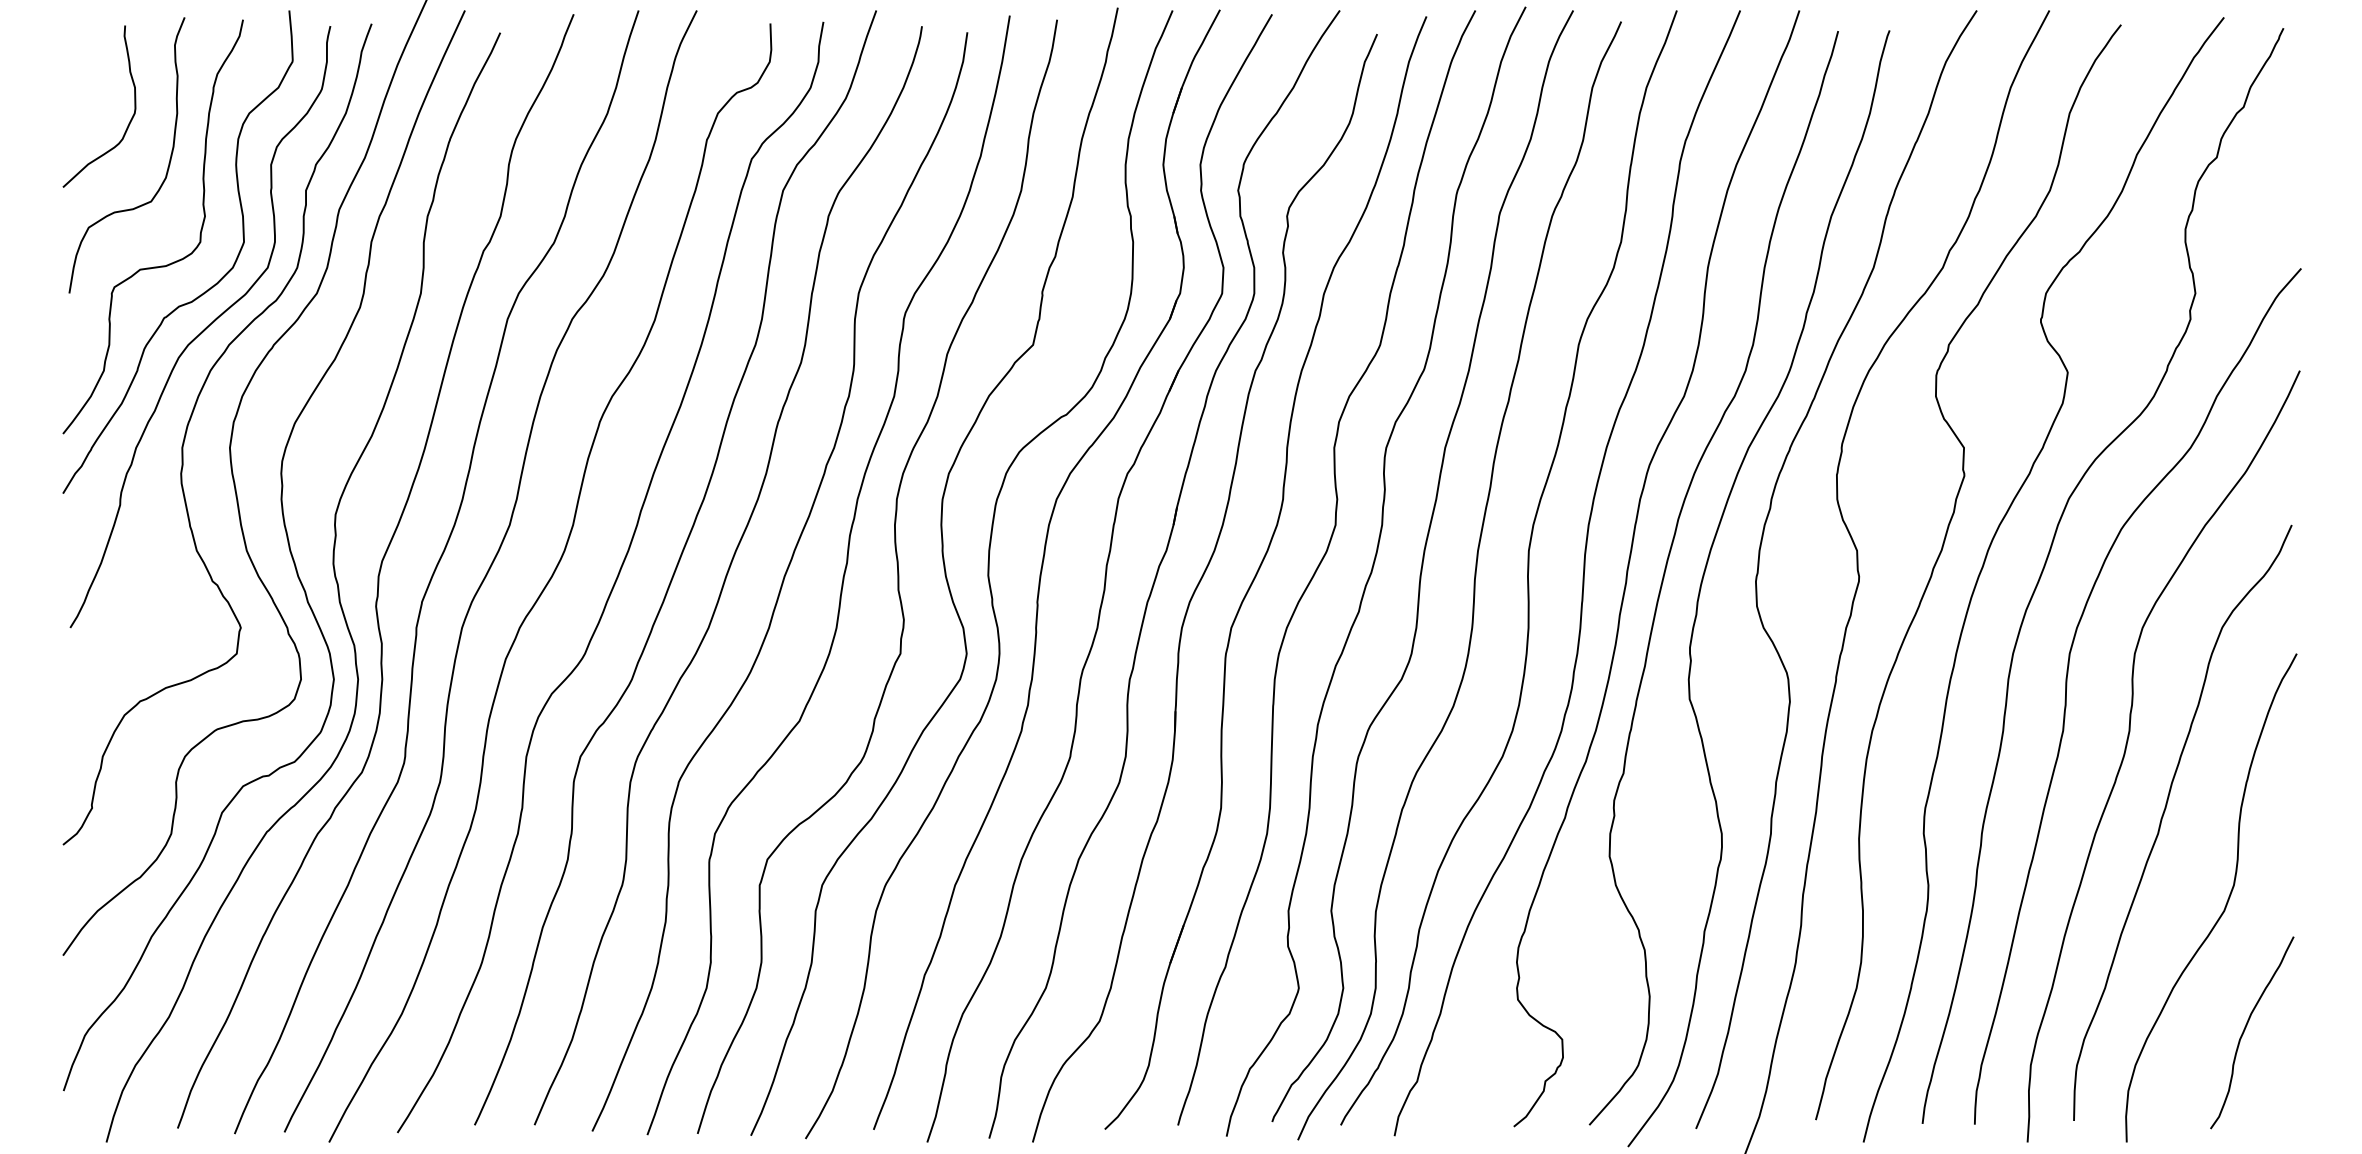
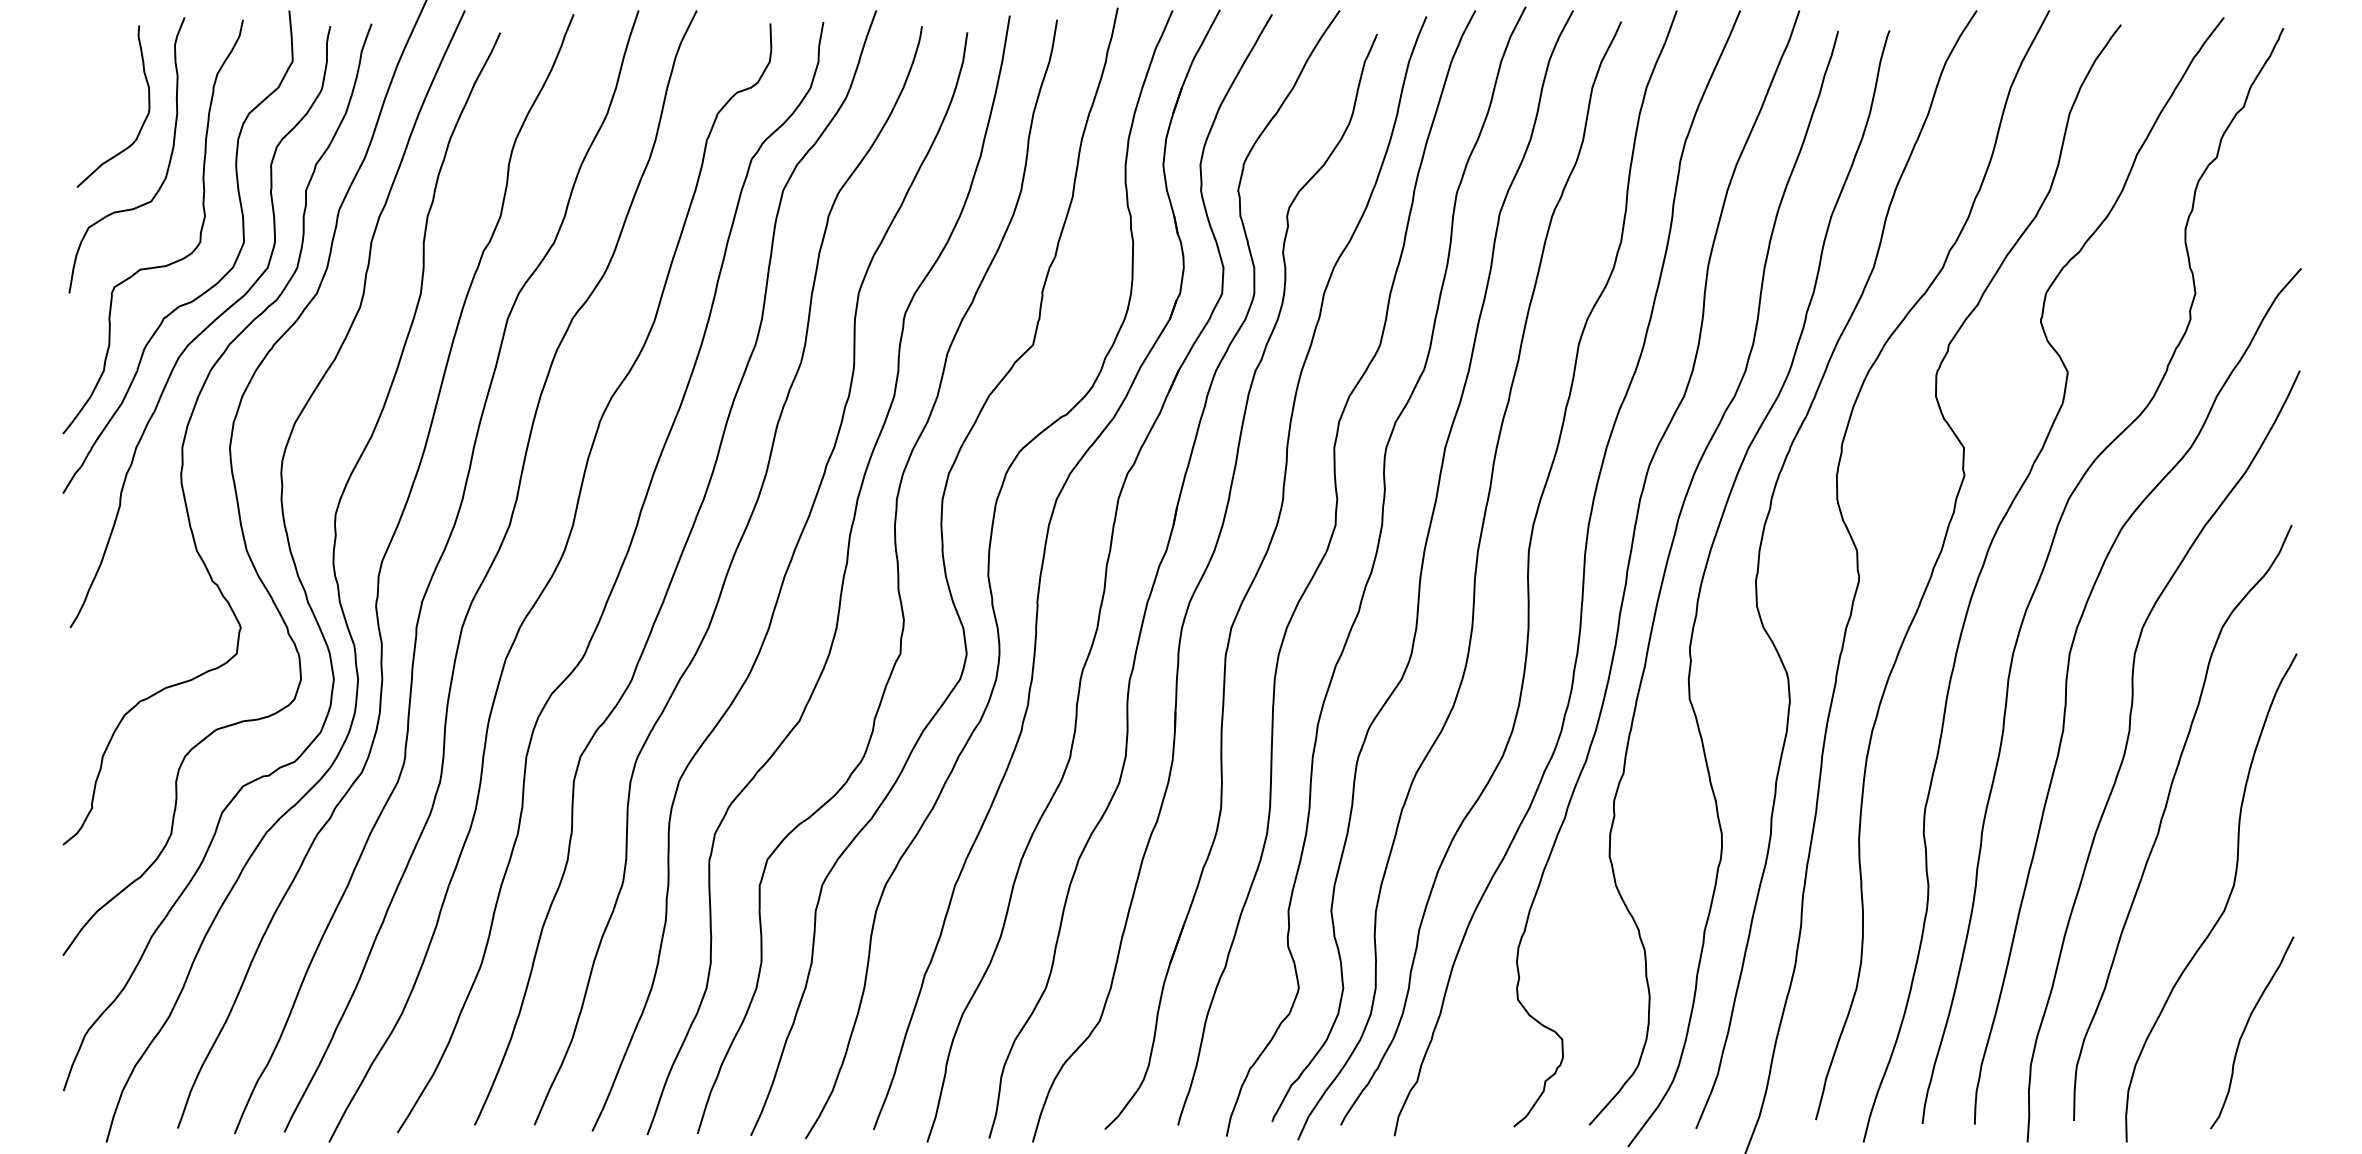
curve position: (129, 121) -> (143, 121) (143, 121)
